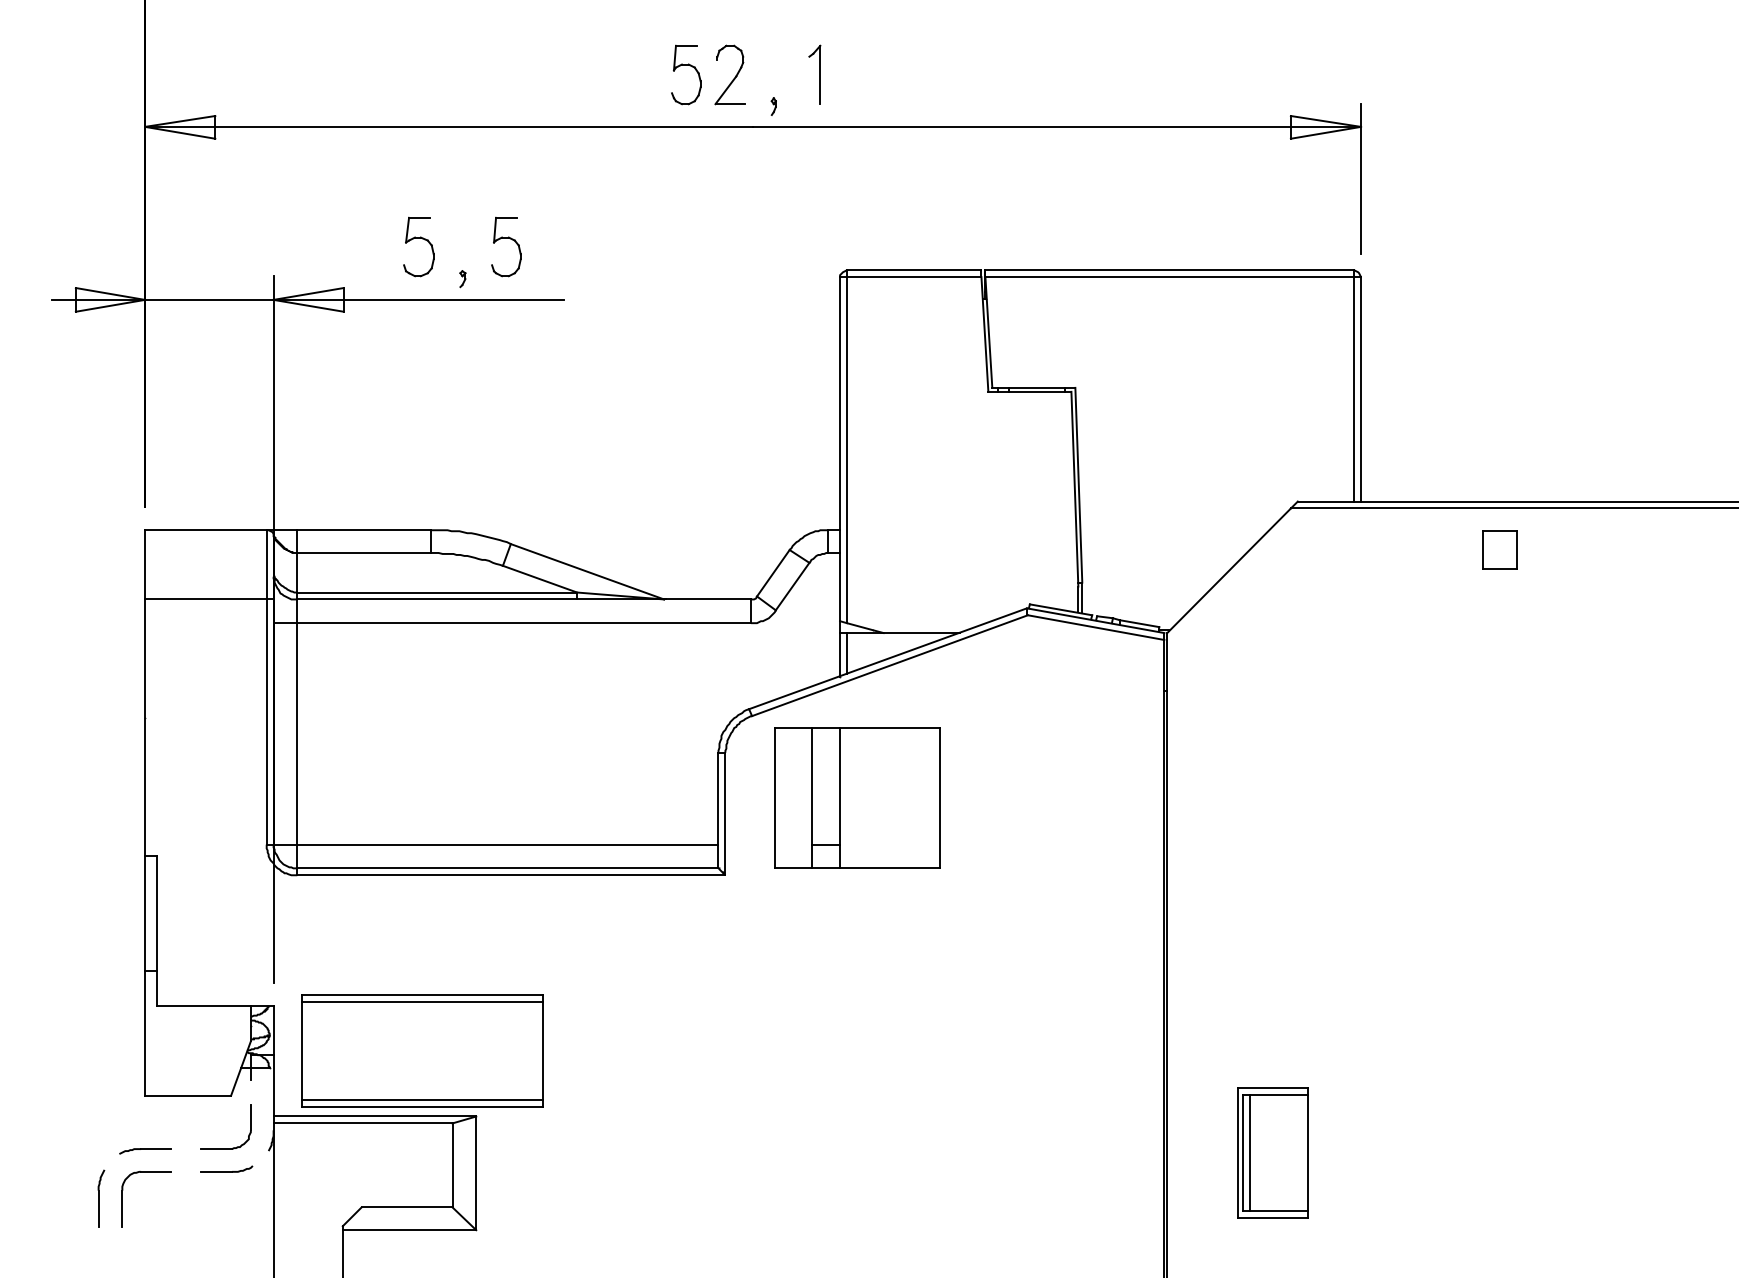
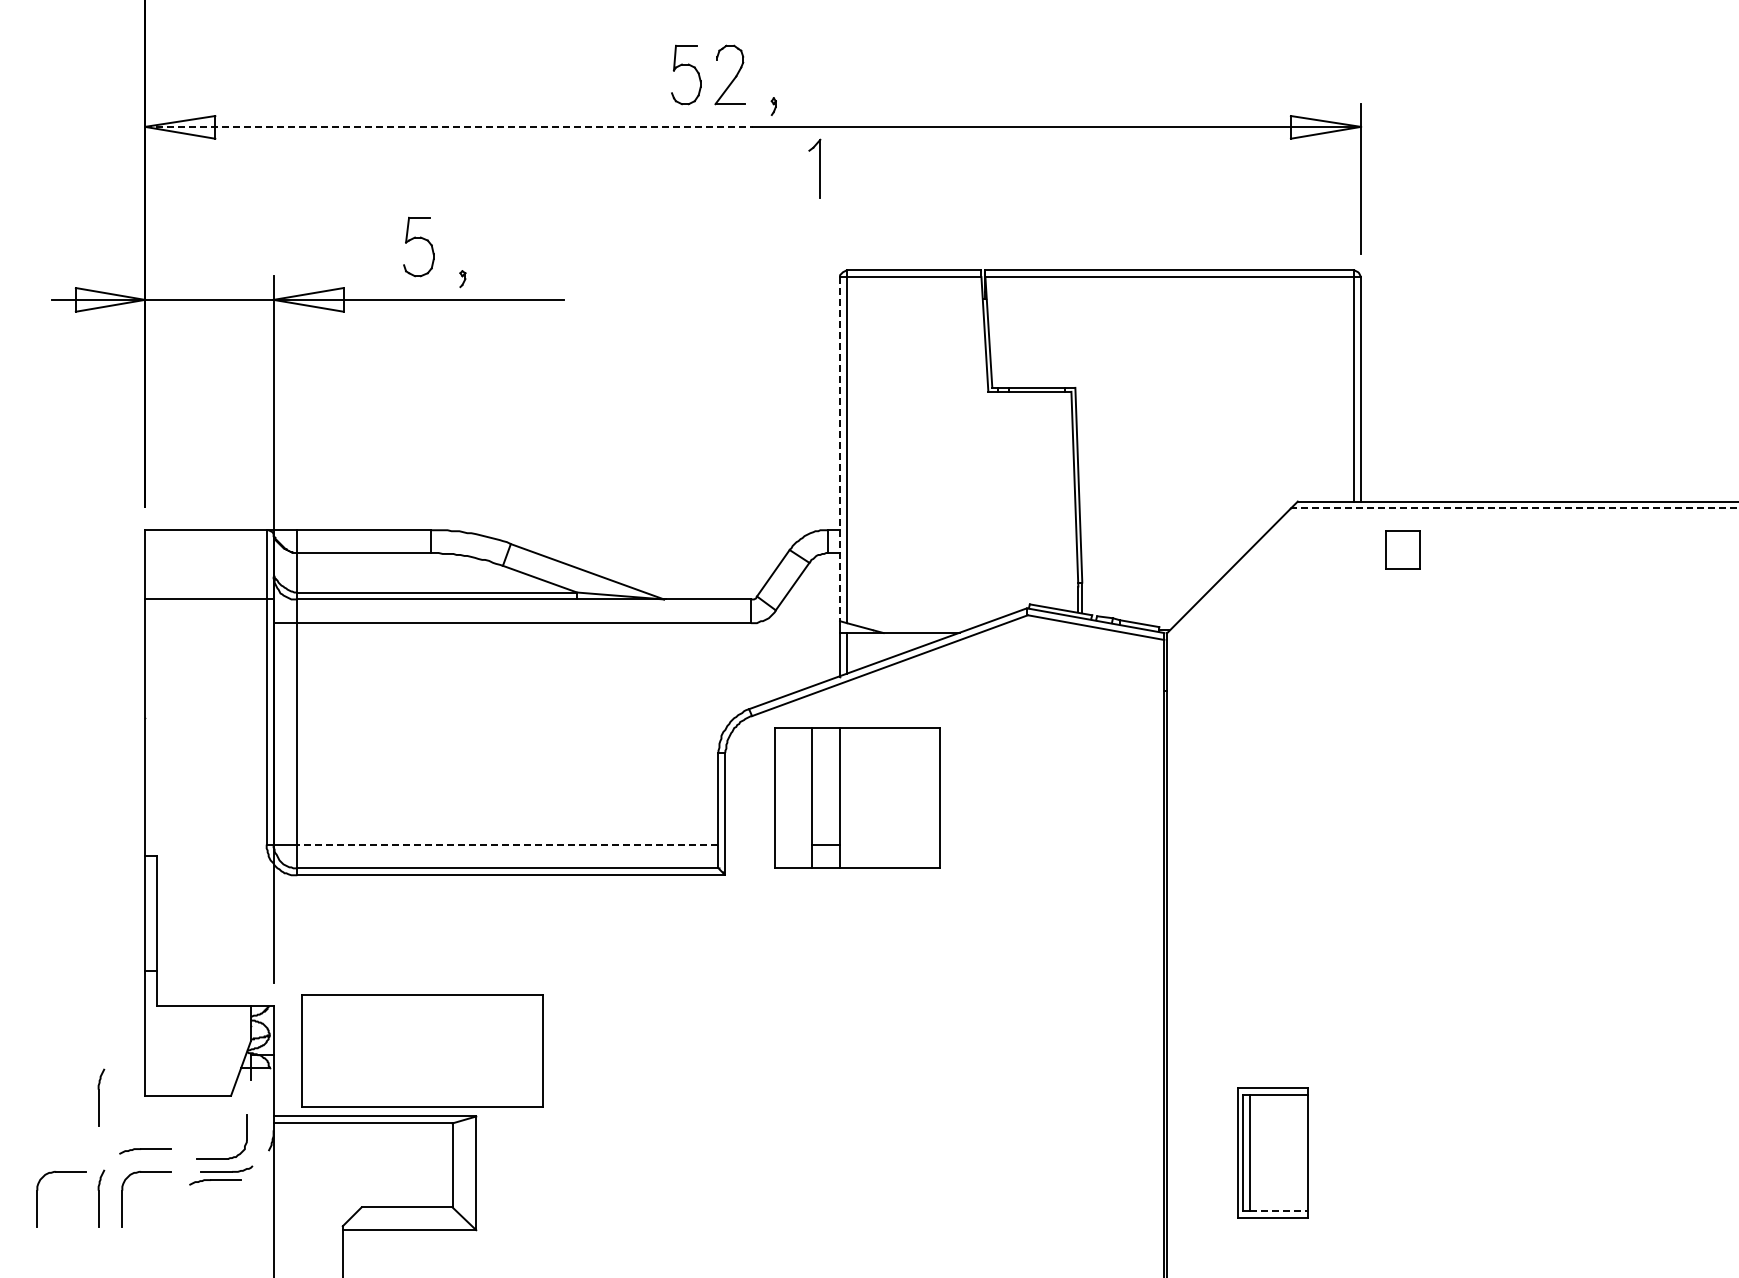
part position: (814, 74) -> (814, 168) (814, 168)
line: solid -> dashed (449, 126)
part: present -> none (506, 238)
line: solid -> dashed (840, 449)
line: solid -> dashed (1514, 508)
part position: (1499, 549) -> (1402, 549) (1402, 549)
line: solid -> dashed (507, 844)
line: present -> none (422, 1001)
part: none -> present (101, 1097)
line: present -> none (422, 1099)
part position: (225, 1148) -> (221, 1158) (221, 1158)
part: none -> present (215, 1182)
part: none -> present (37, 1199)
line: solid -> dashed (1279, 1211)
